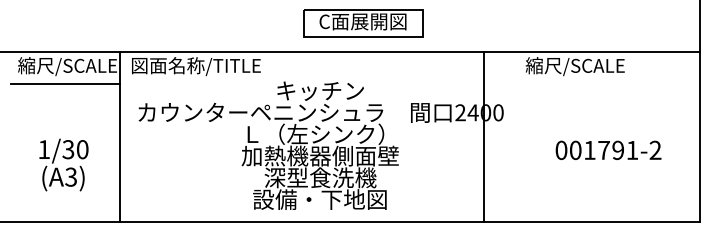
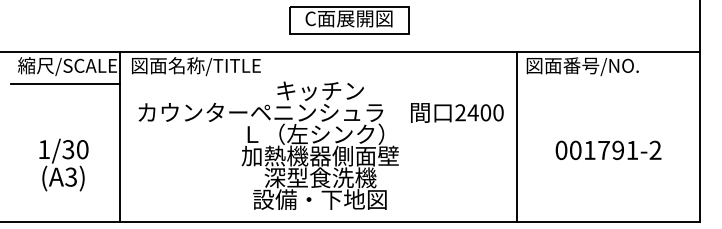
part position: (363, 23) -> (349, 20) (349, 20)
text: 縮尺/SCALE -> 図面番号/NO. (581, 66)
line position: (483, 136) -> (516, 136) (516, 136)
